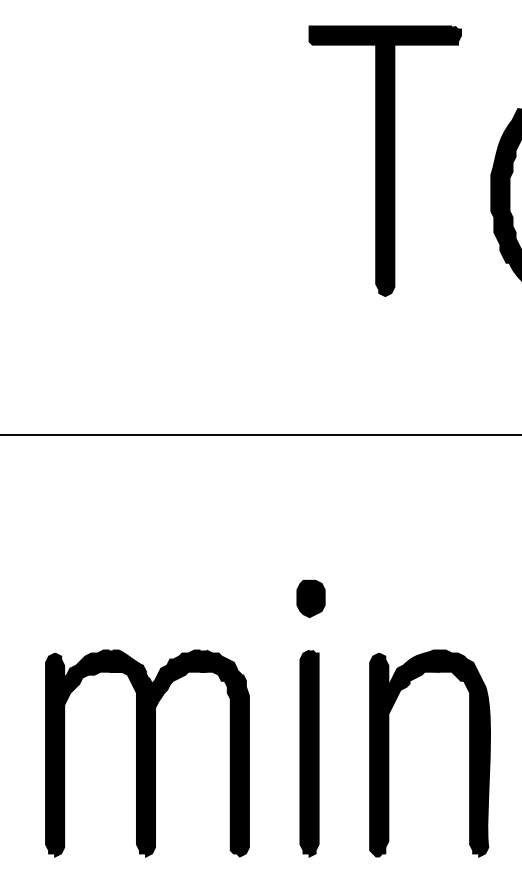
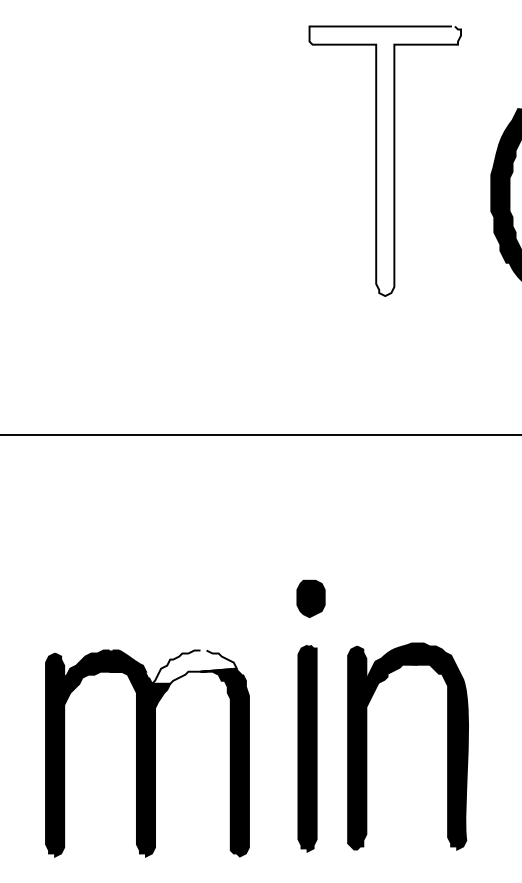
fill: present -> none (385, 161)
fill: present -> none (194, 666)
part position: (309, 753) -> (307, 748) (307, 748)
part position: (389, 753) -> (367, 746) (367, 746)
